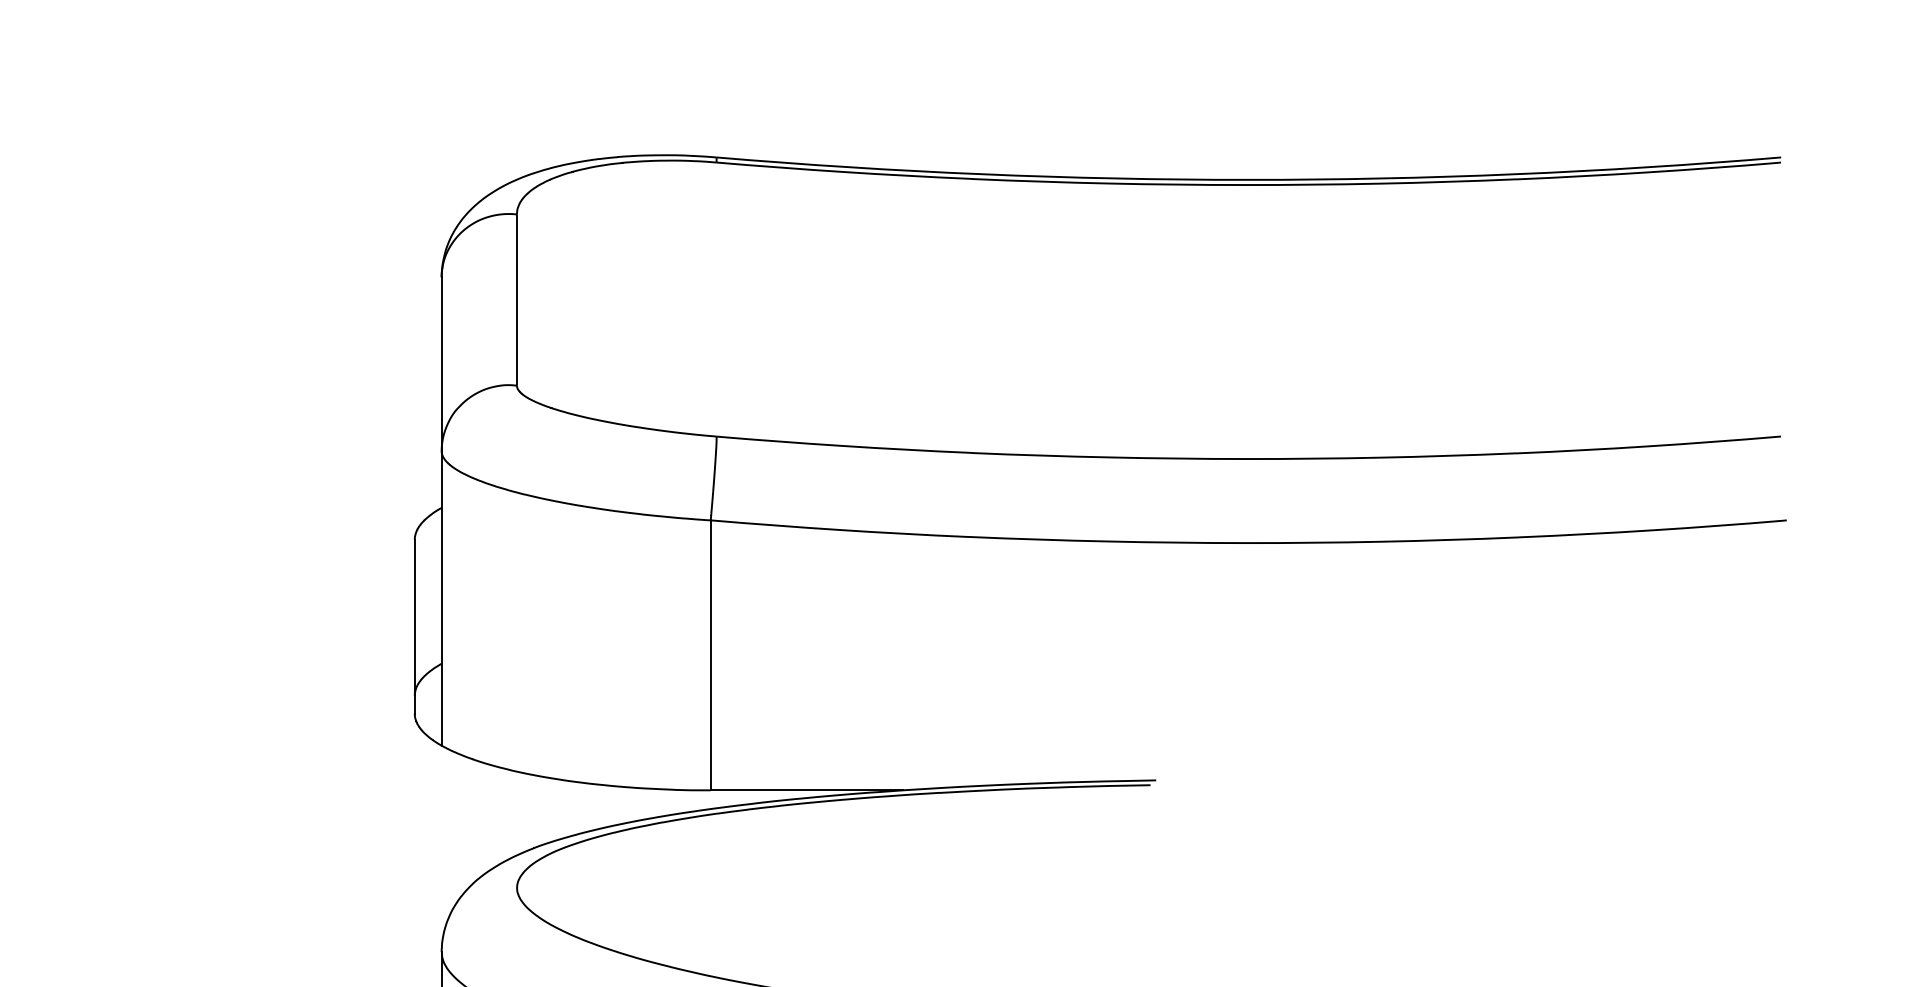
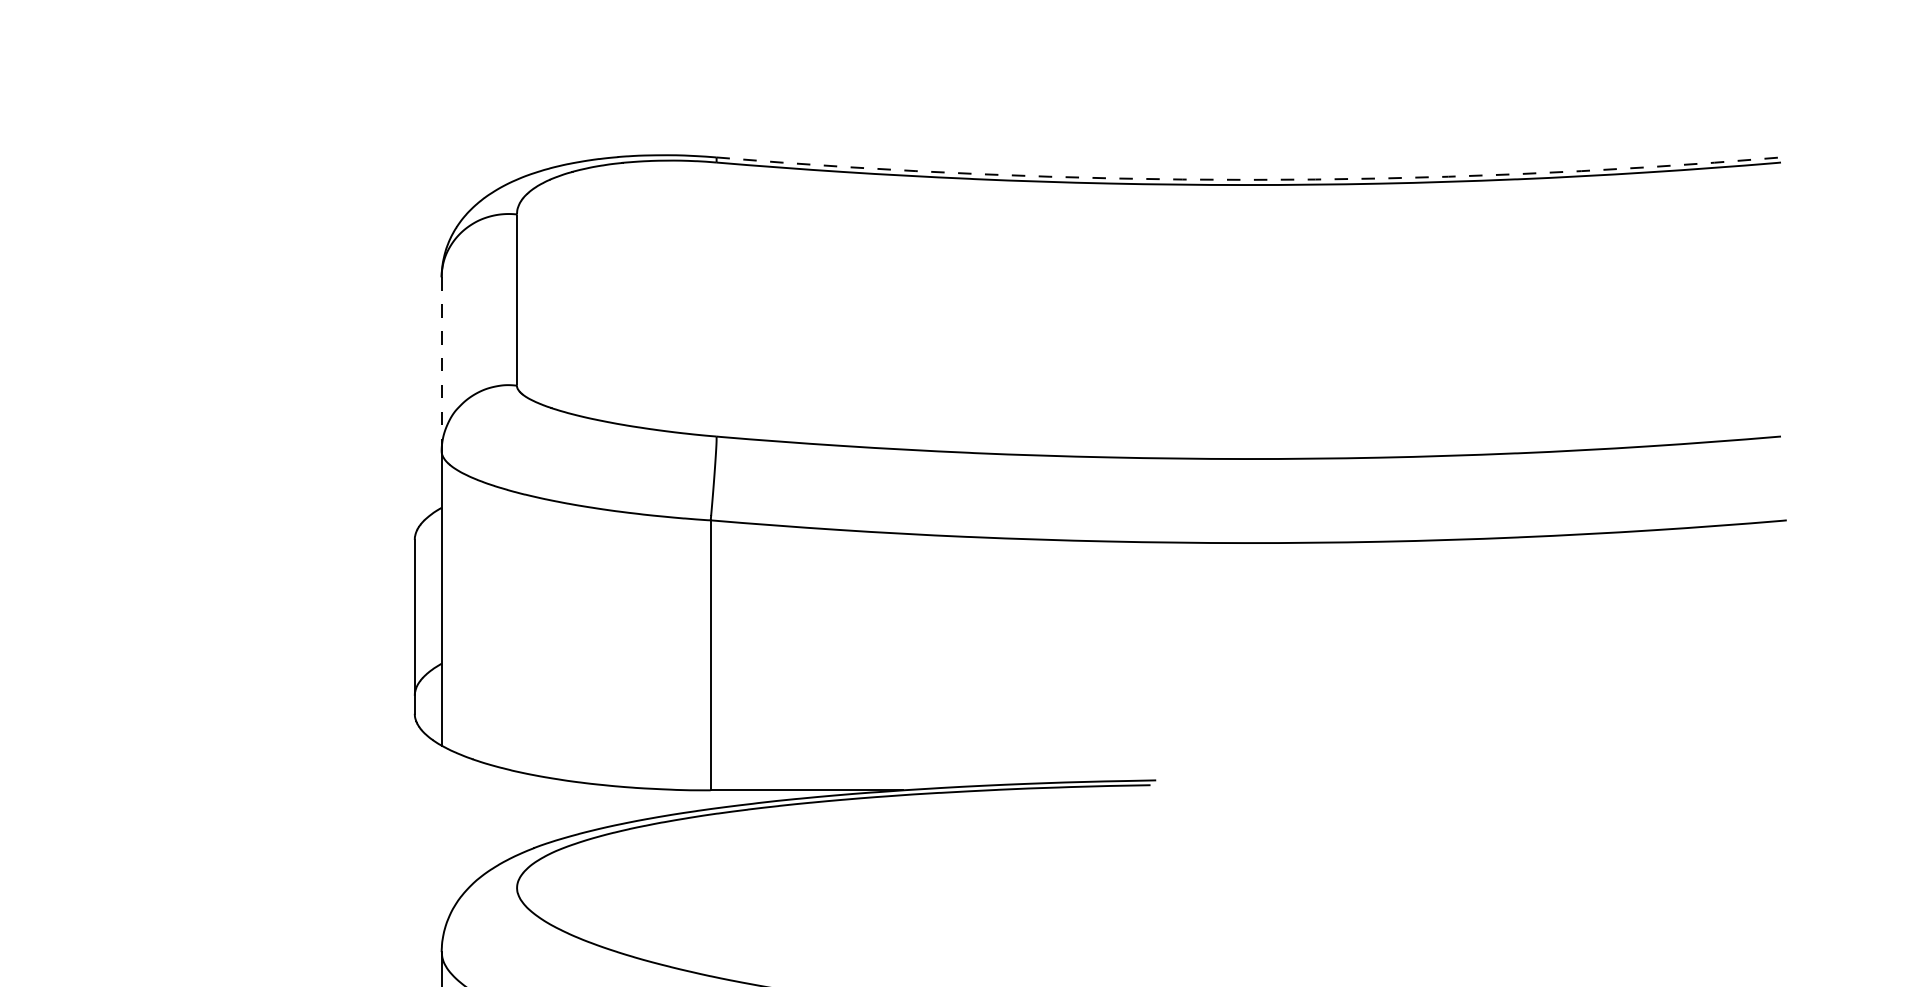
line: solid -> dashed (1248, 179)
line: solid -> dashed (441, 364)
